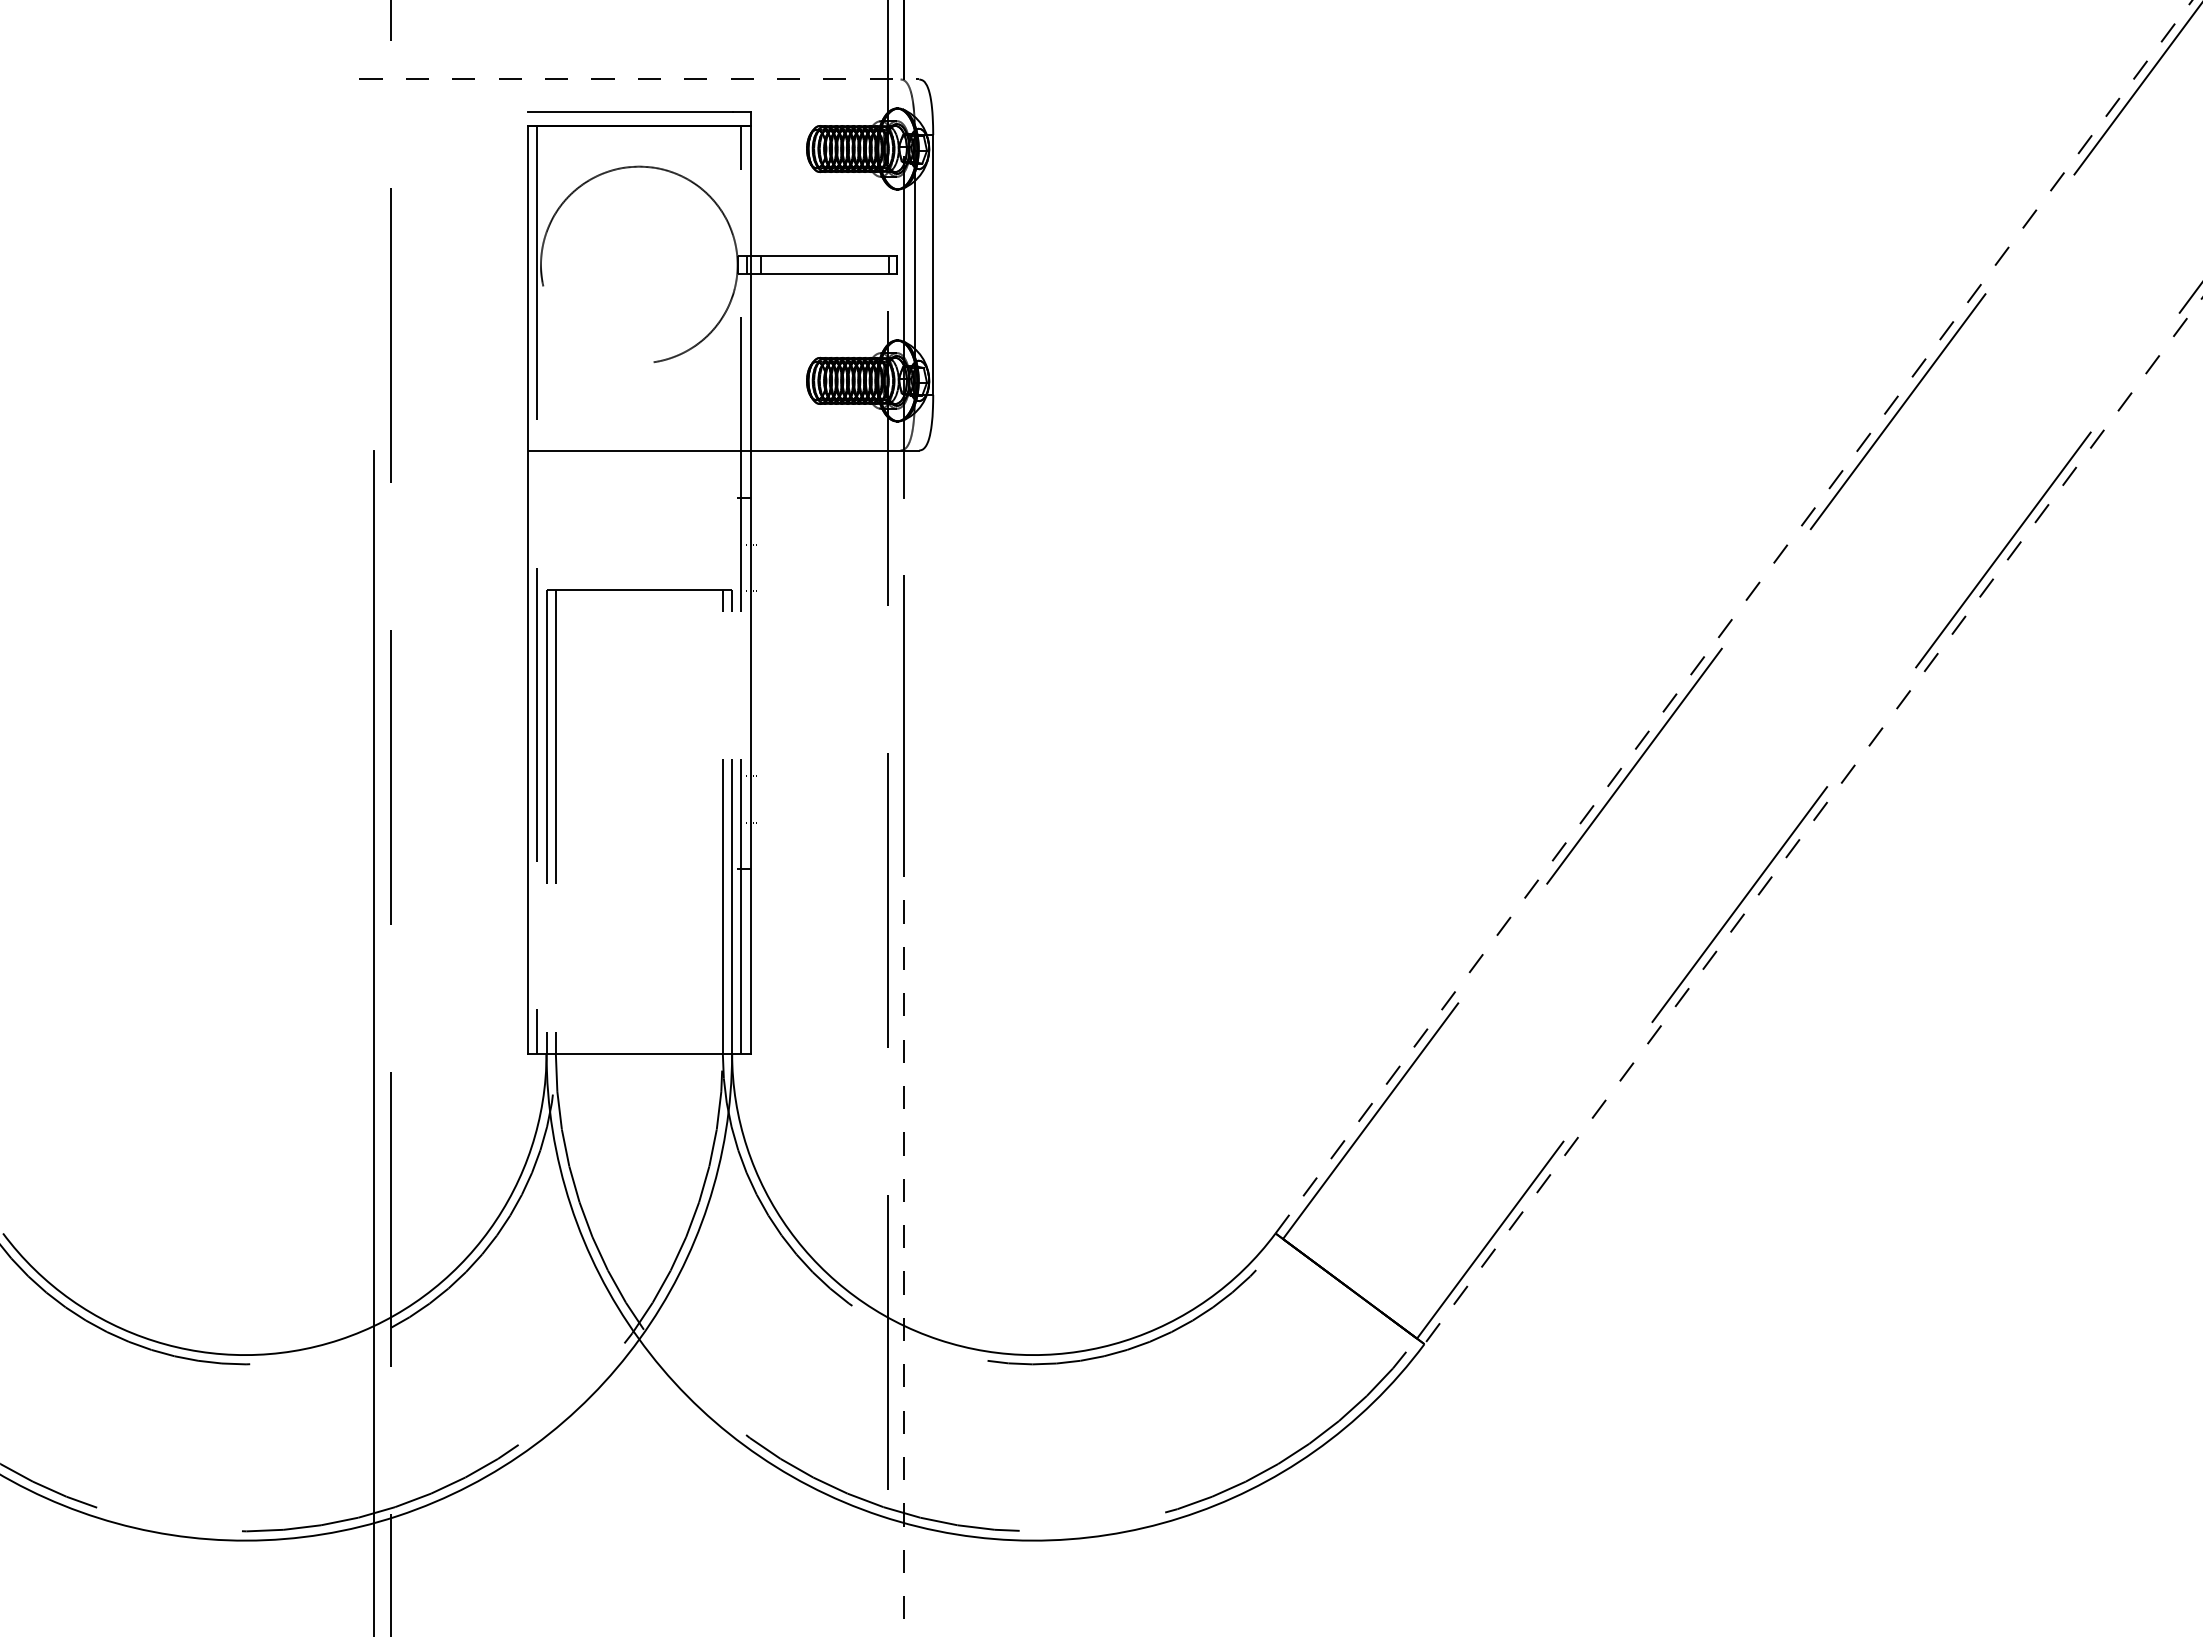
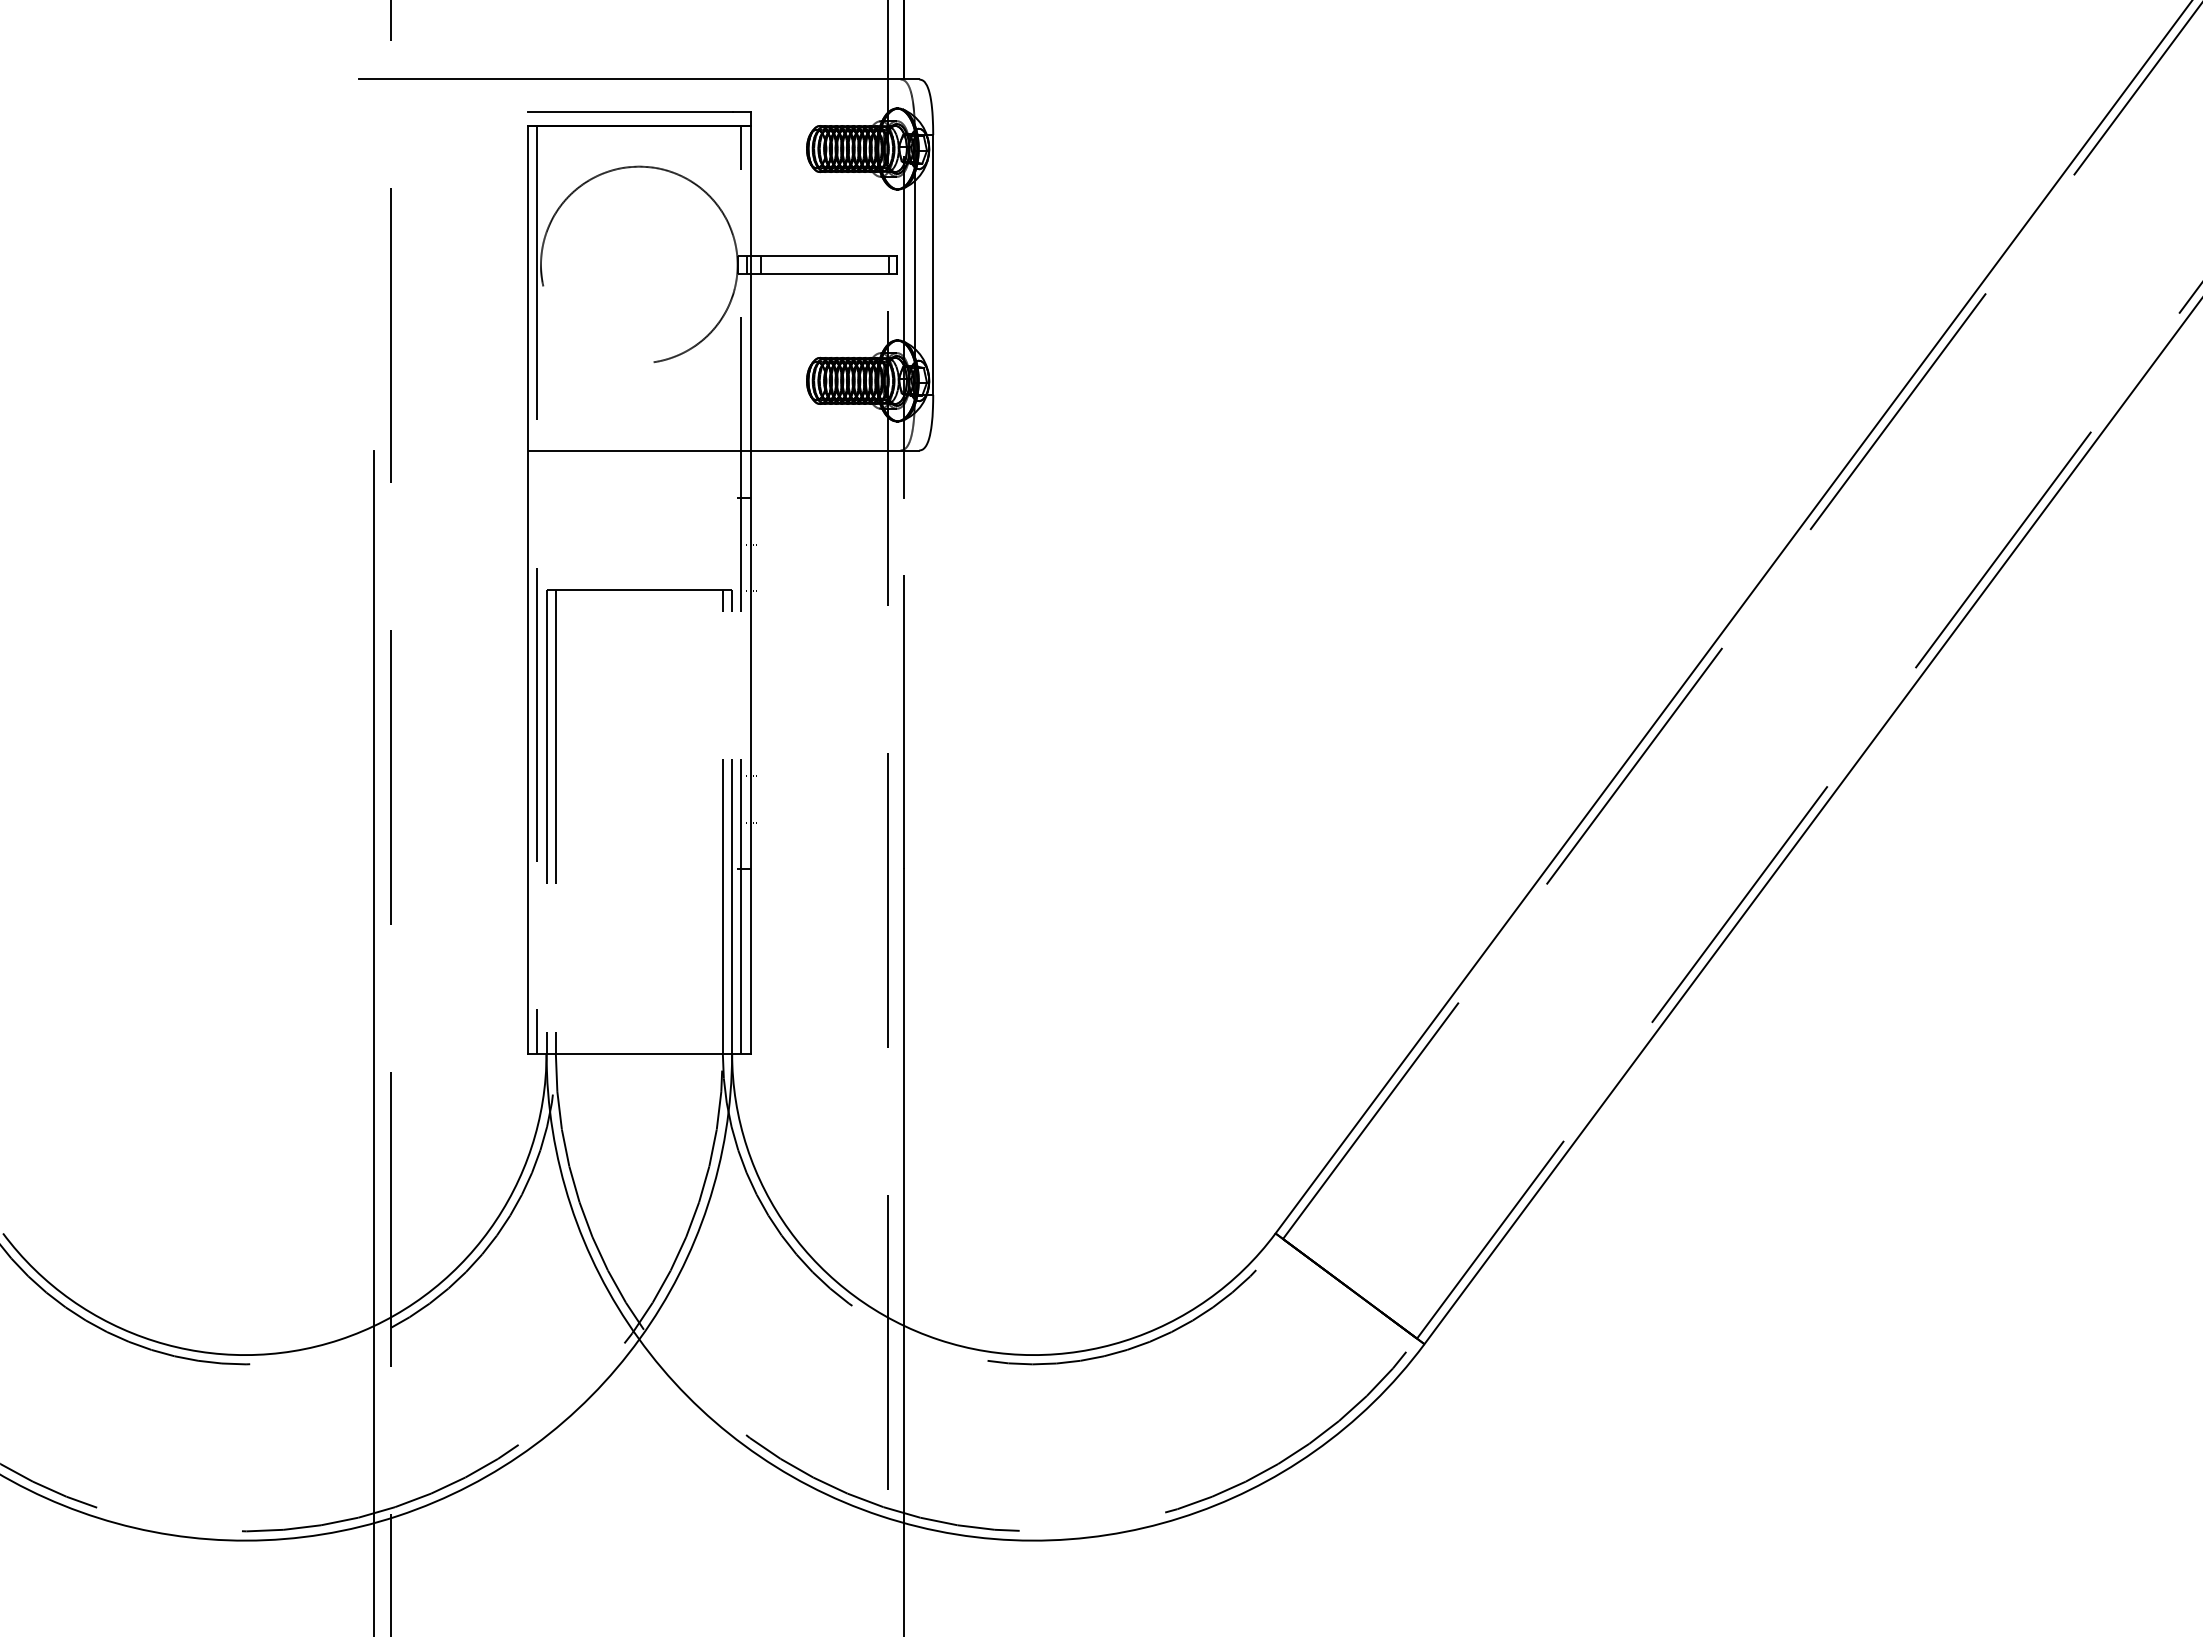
line: dashed -> solid (639, 79)
line: dashed -> solid (1734, 616)
line: dashed -> solid (1813, 820)
line: dashed -> solid (904, 1252)
